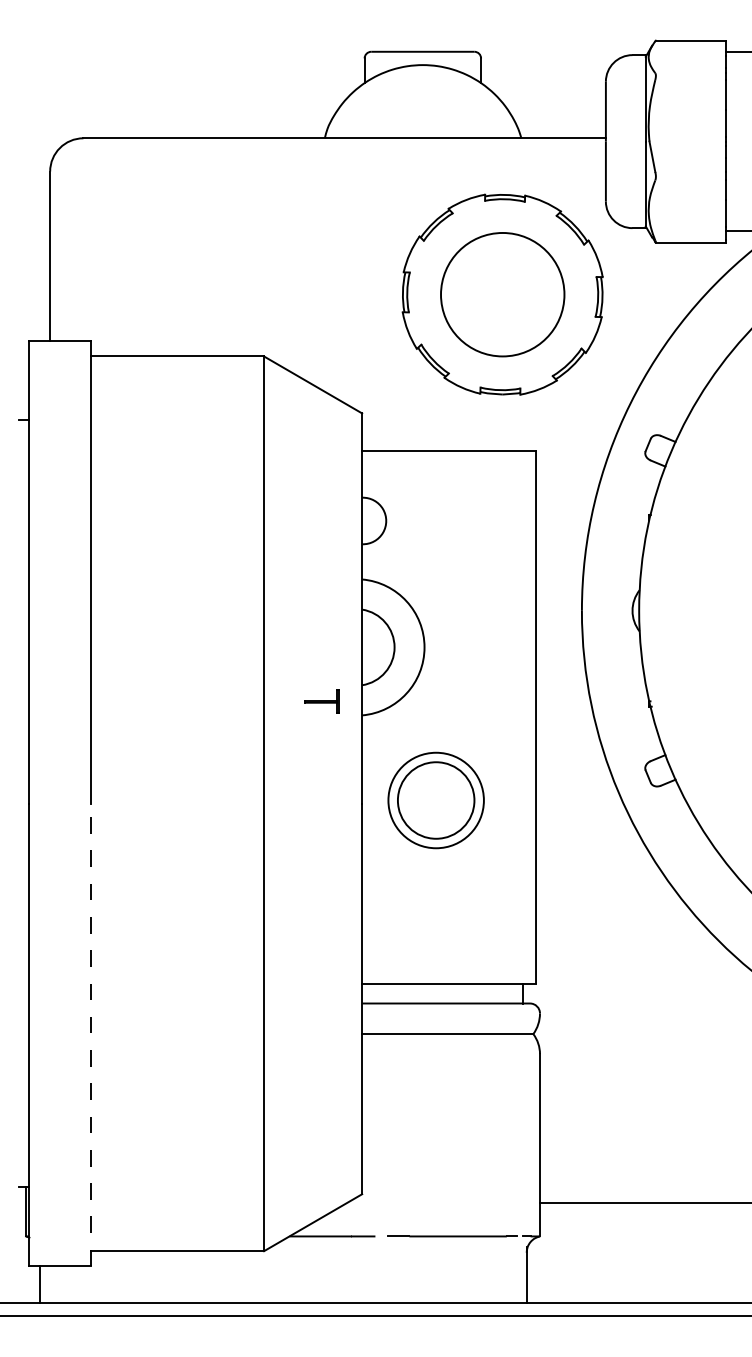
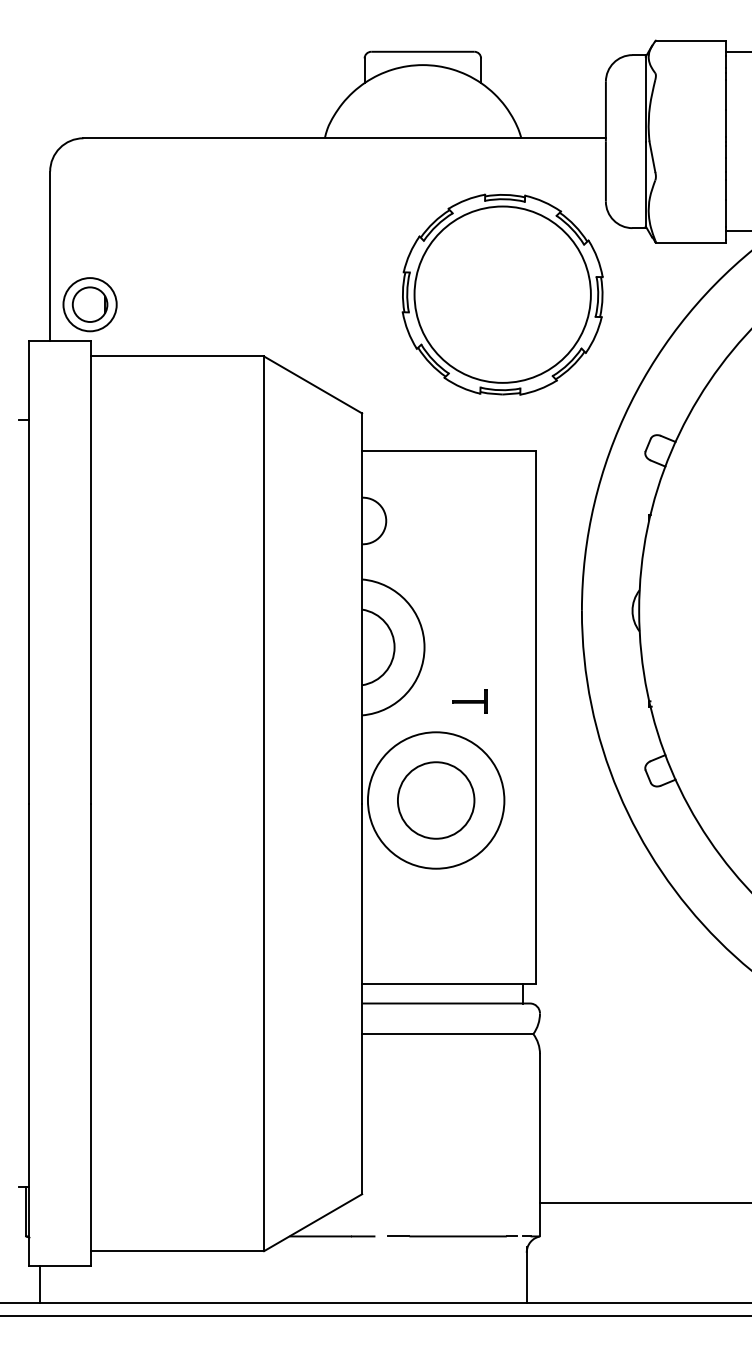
circle diameter: 123 px -> 176 px (502, 294)
part: none -> present (89, 304)
part position: (321, 701) -> (469, 701) (469, 701)
circle diameter: 96 px -> 136 px (435, 800)
line: dashed -> solid (91, 1034)
